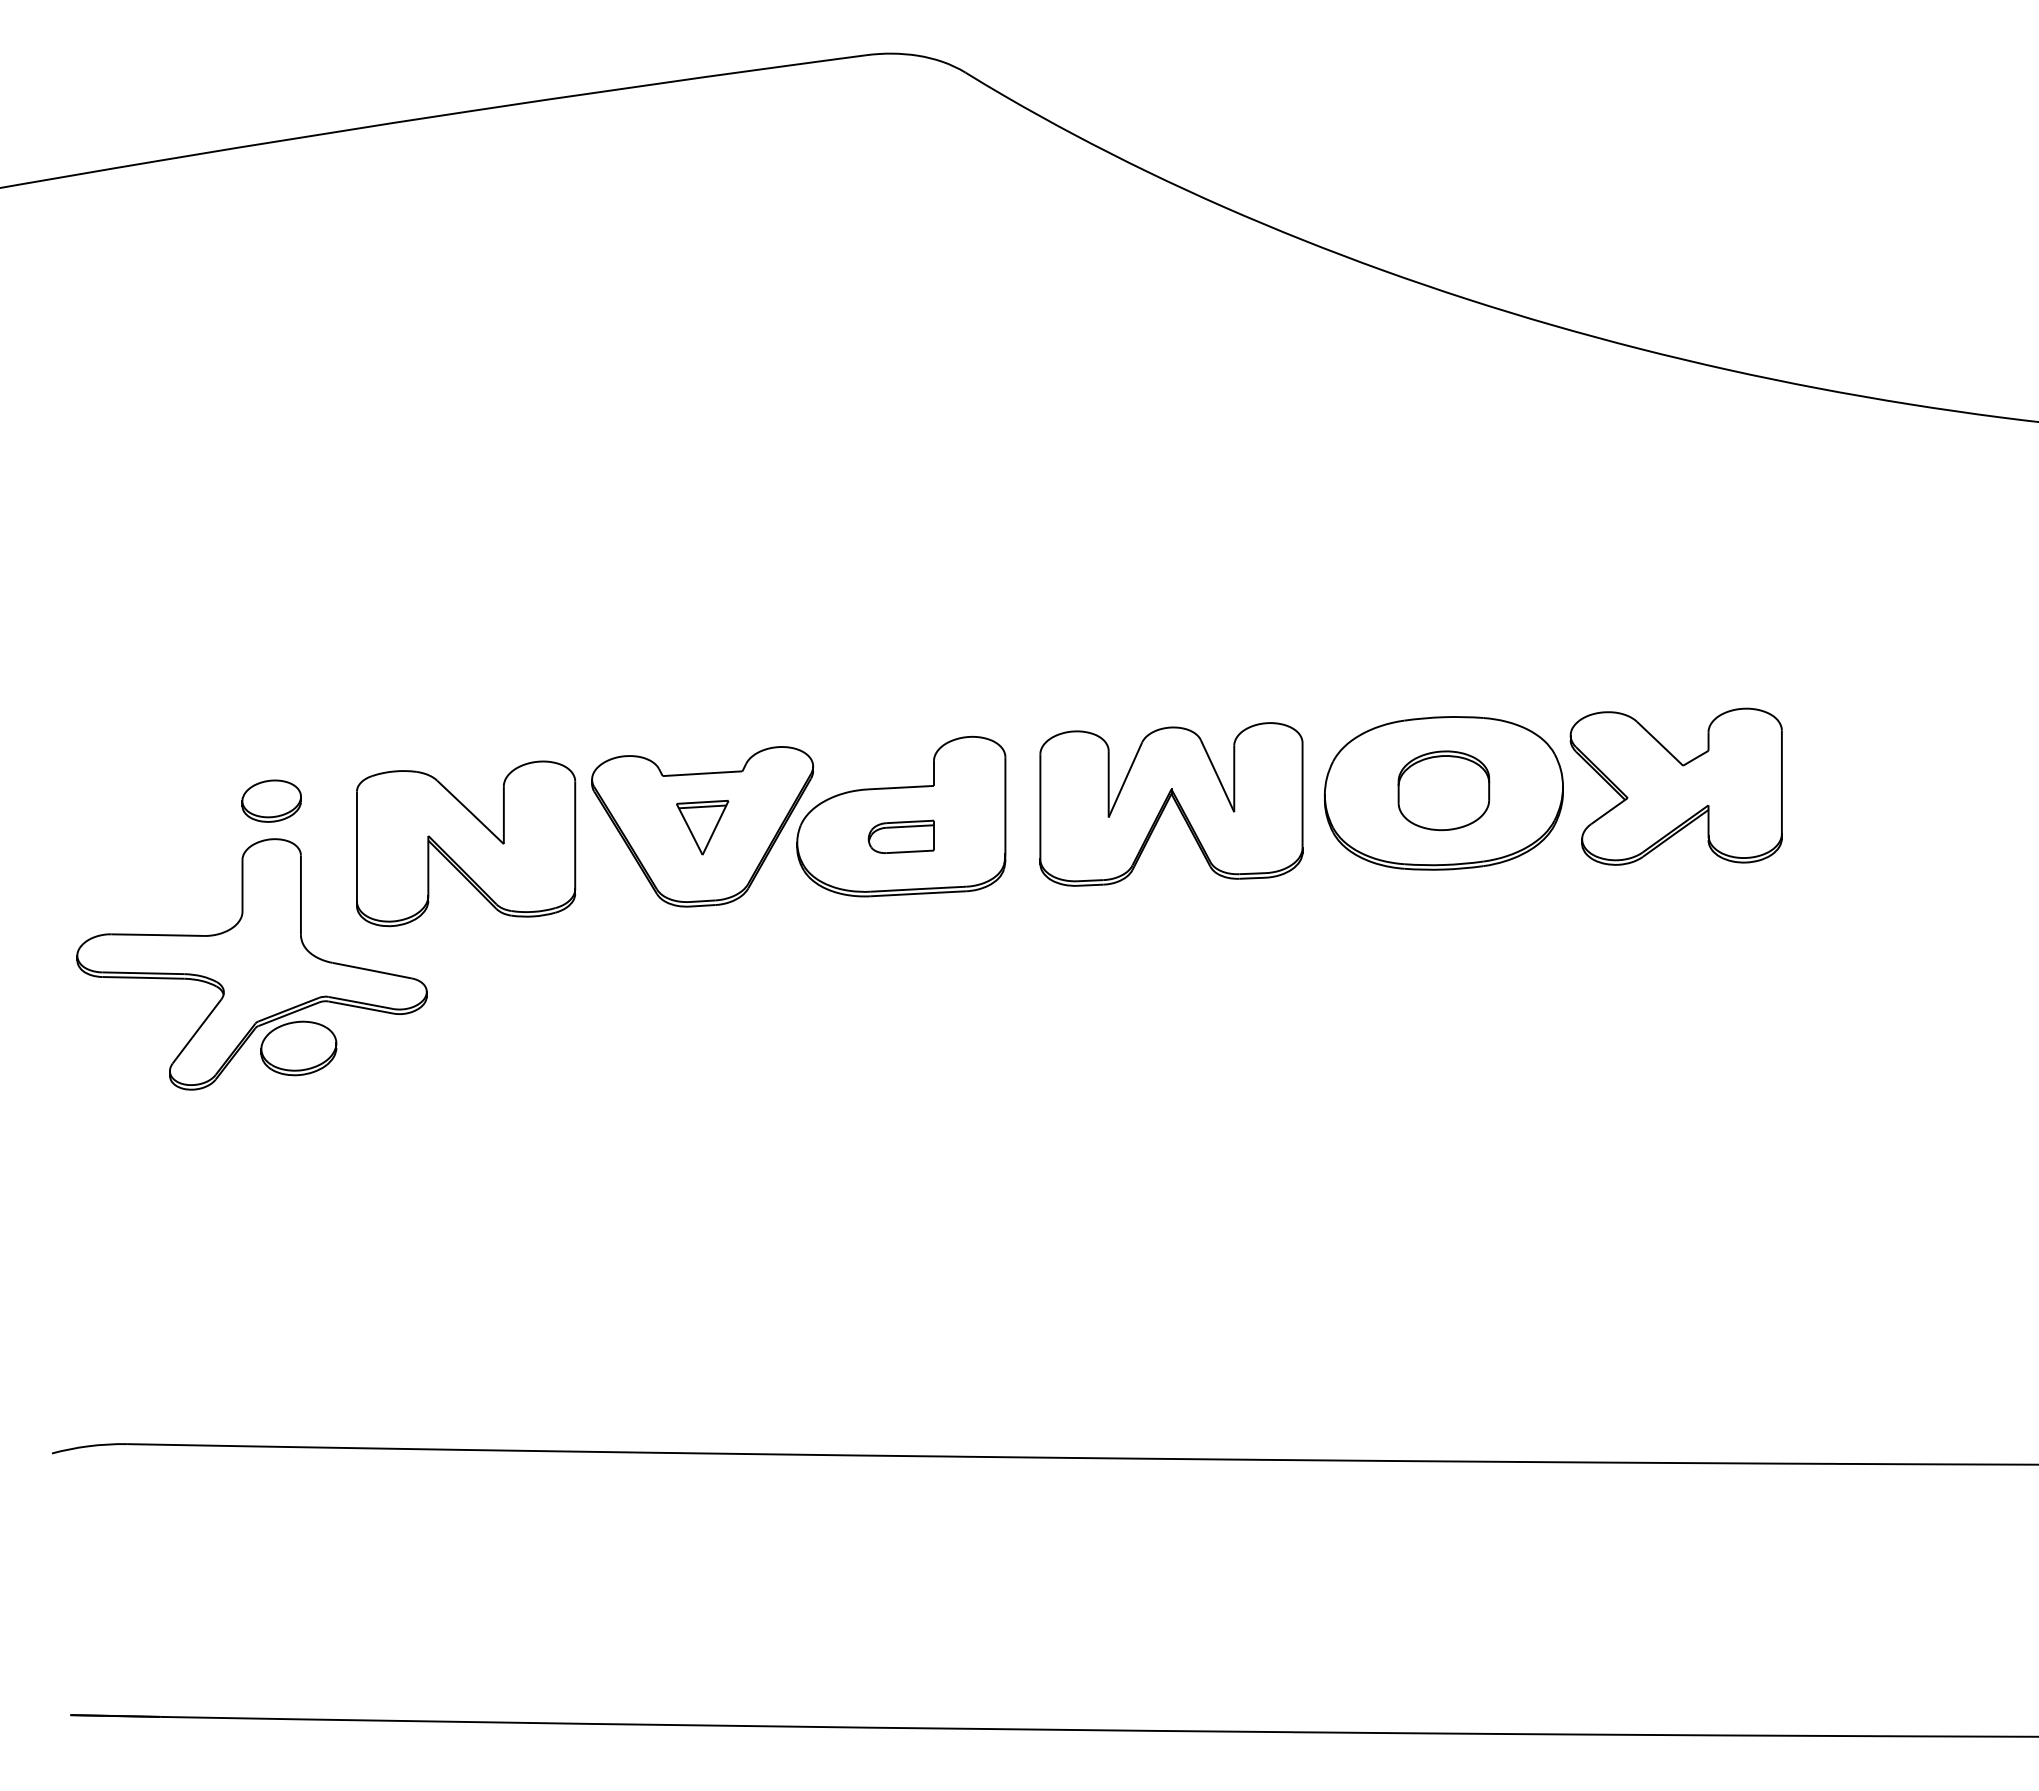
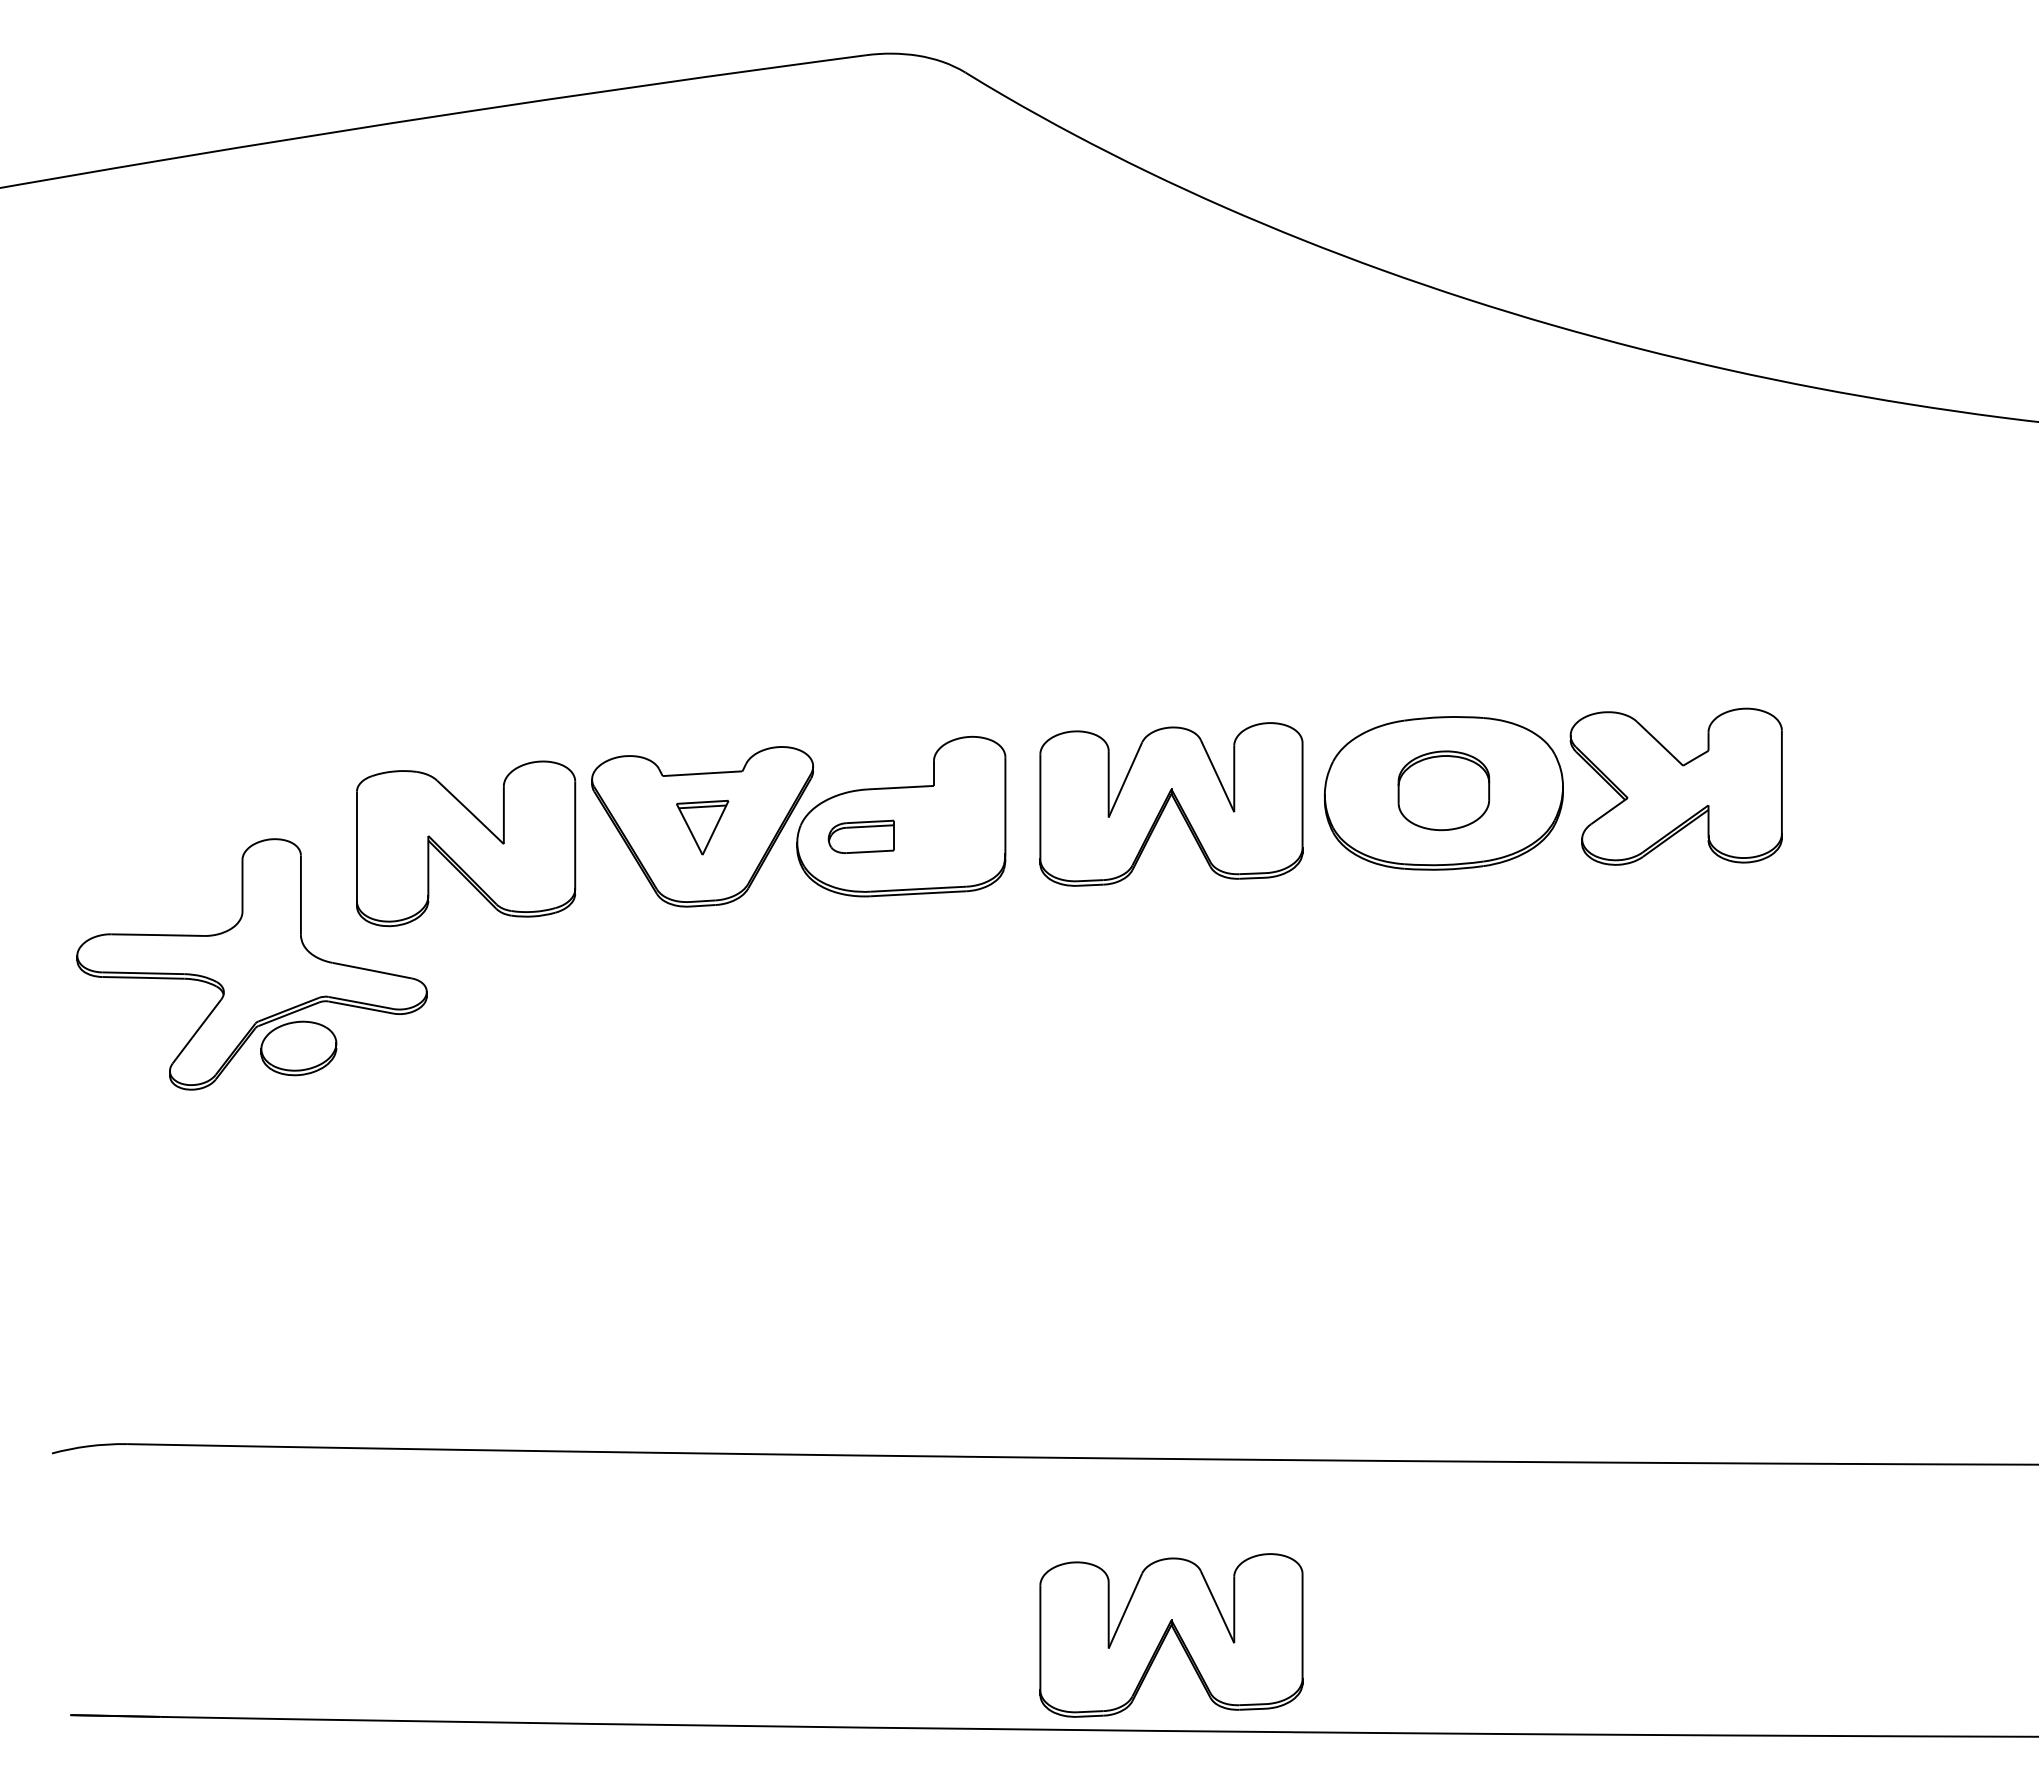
part: present -> none (271, 800)
part position: (900, 836) -> (860, 836) (860, 836)
part: none -> present (1171, 1635)
